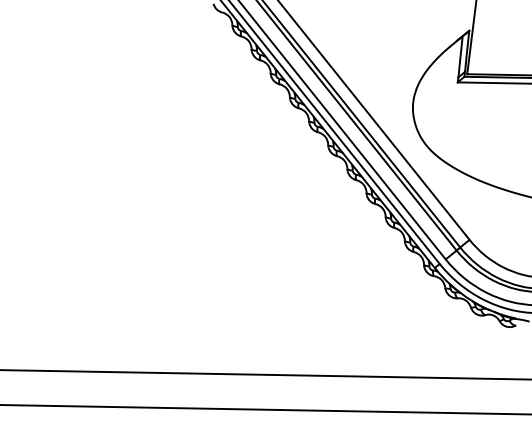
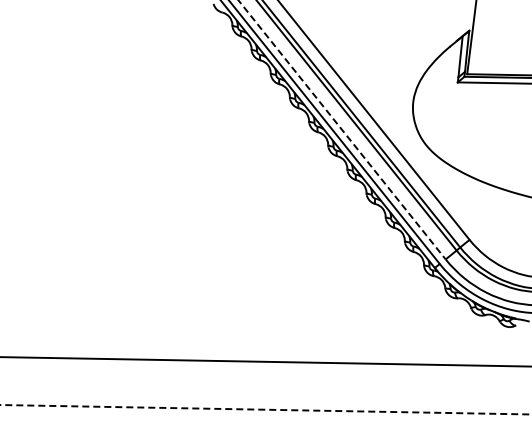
line: solid -> dashed (342, 129)
line position: (265, 374) -> (265, 361) (265, 361)
line: solid -> dashed (265, 409)
